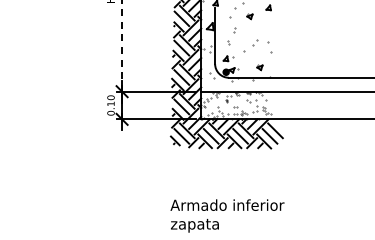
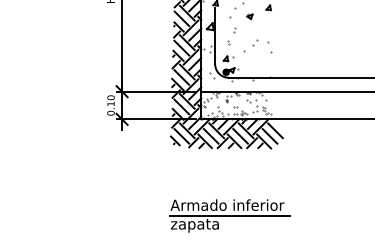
line: dashed -> solid (122, 45)
part: present -> none (259, 67)
line: none -> present (230, 216)
